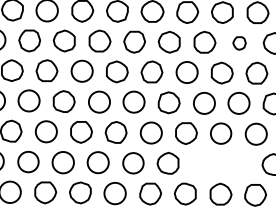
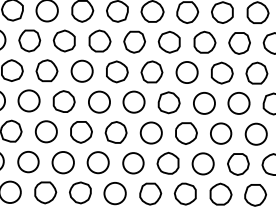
part size: 15x15 px -> 23x23 px (239, 43)
circle: none -> present (202, 163)
part: none -> present (238, 164)
